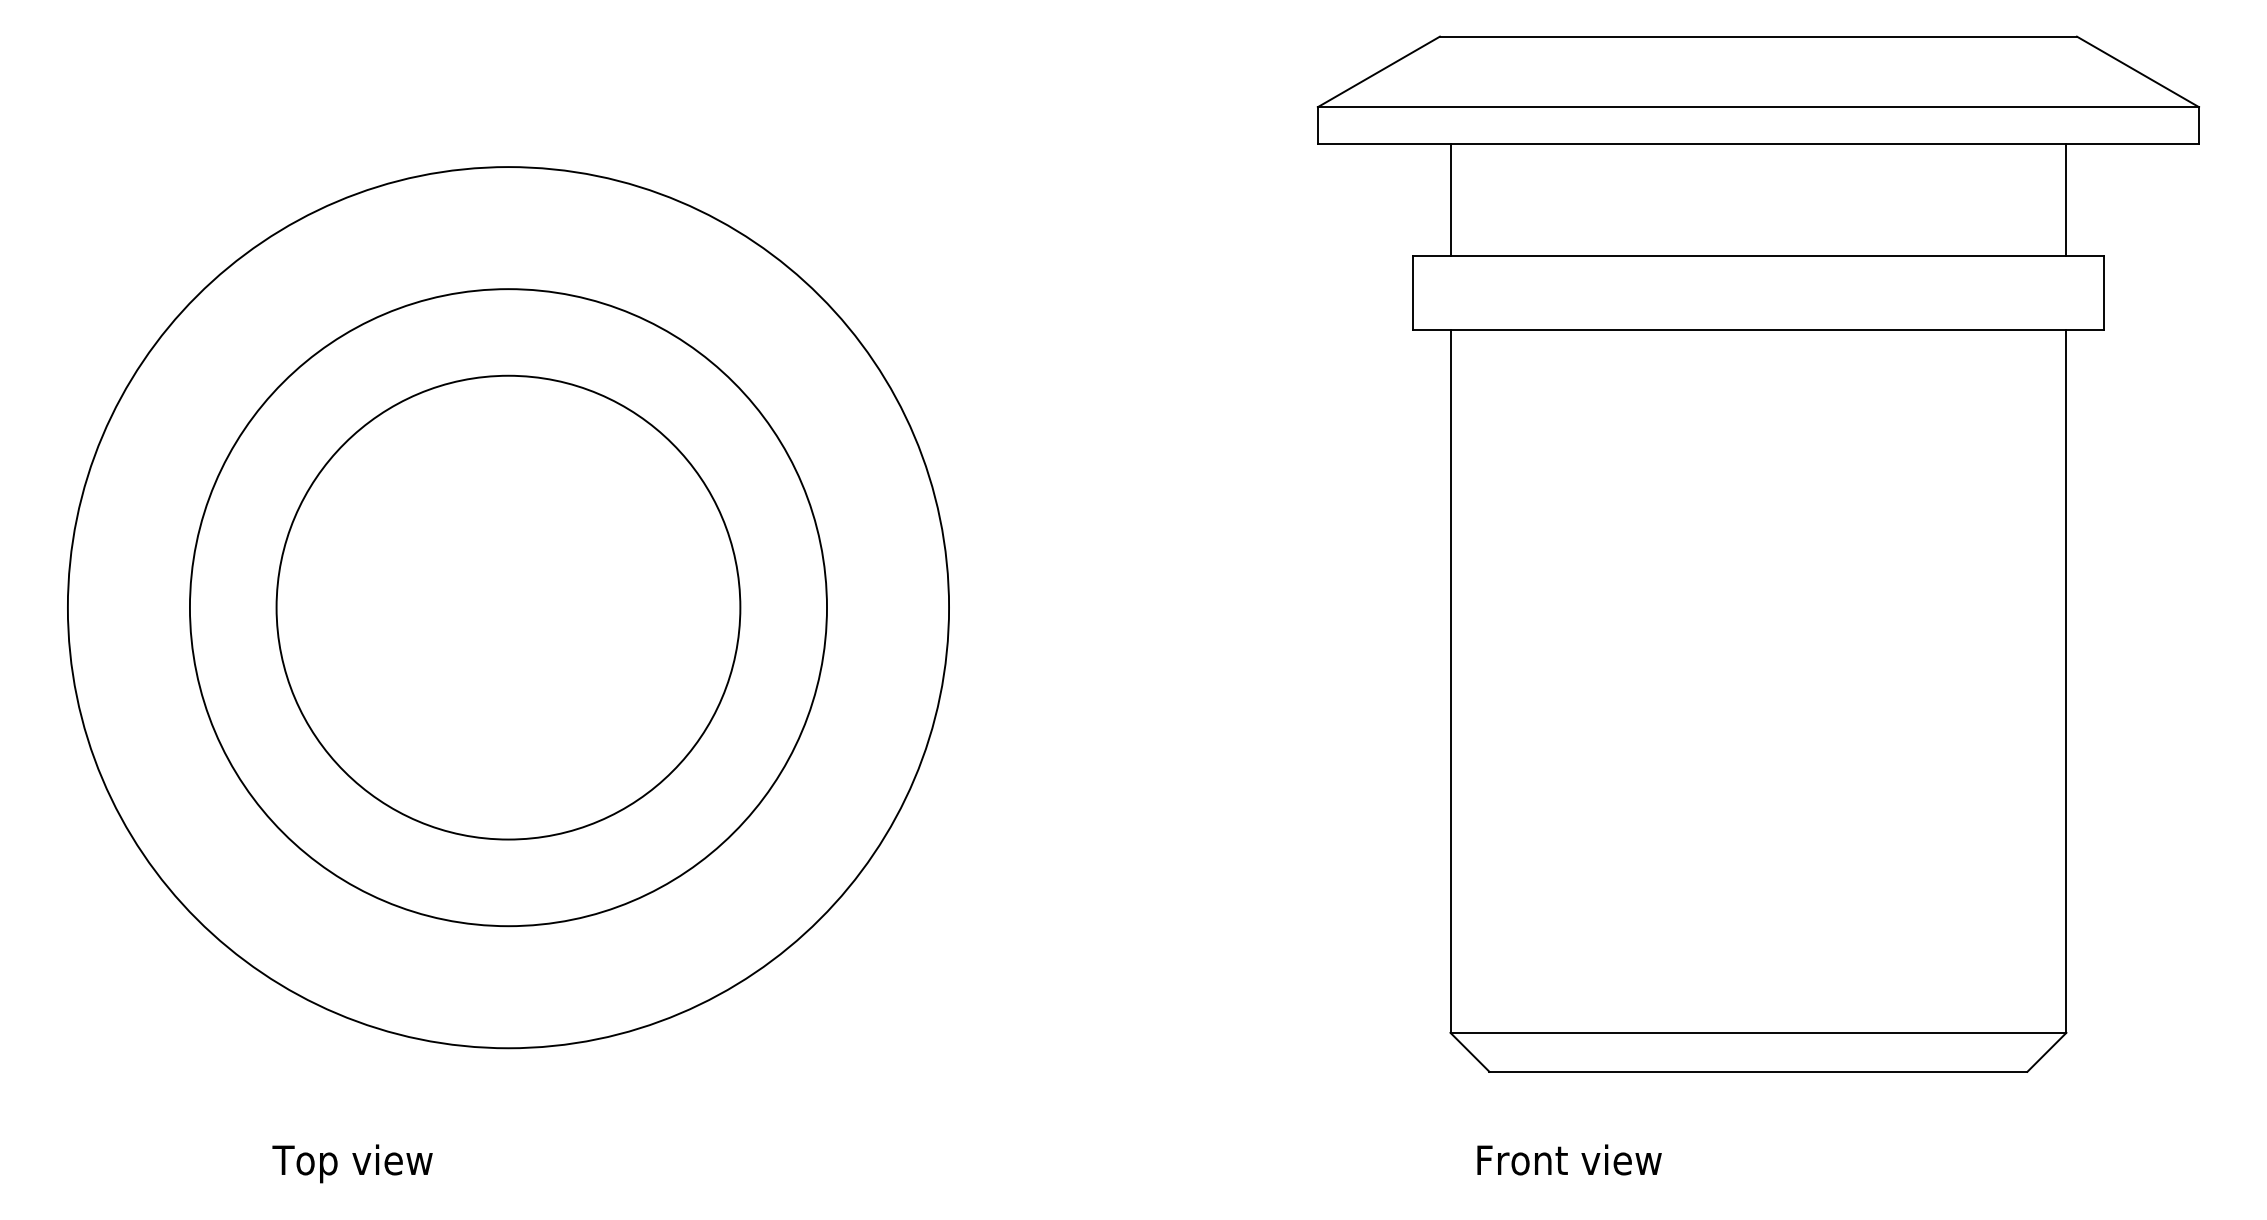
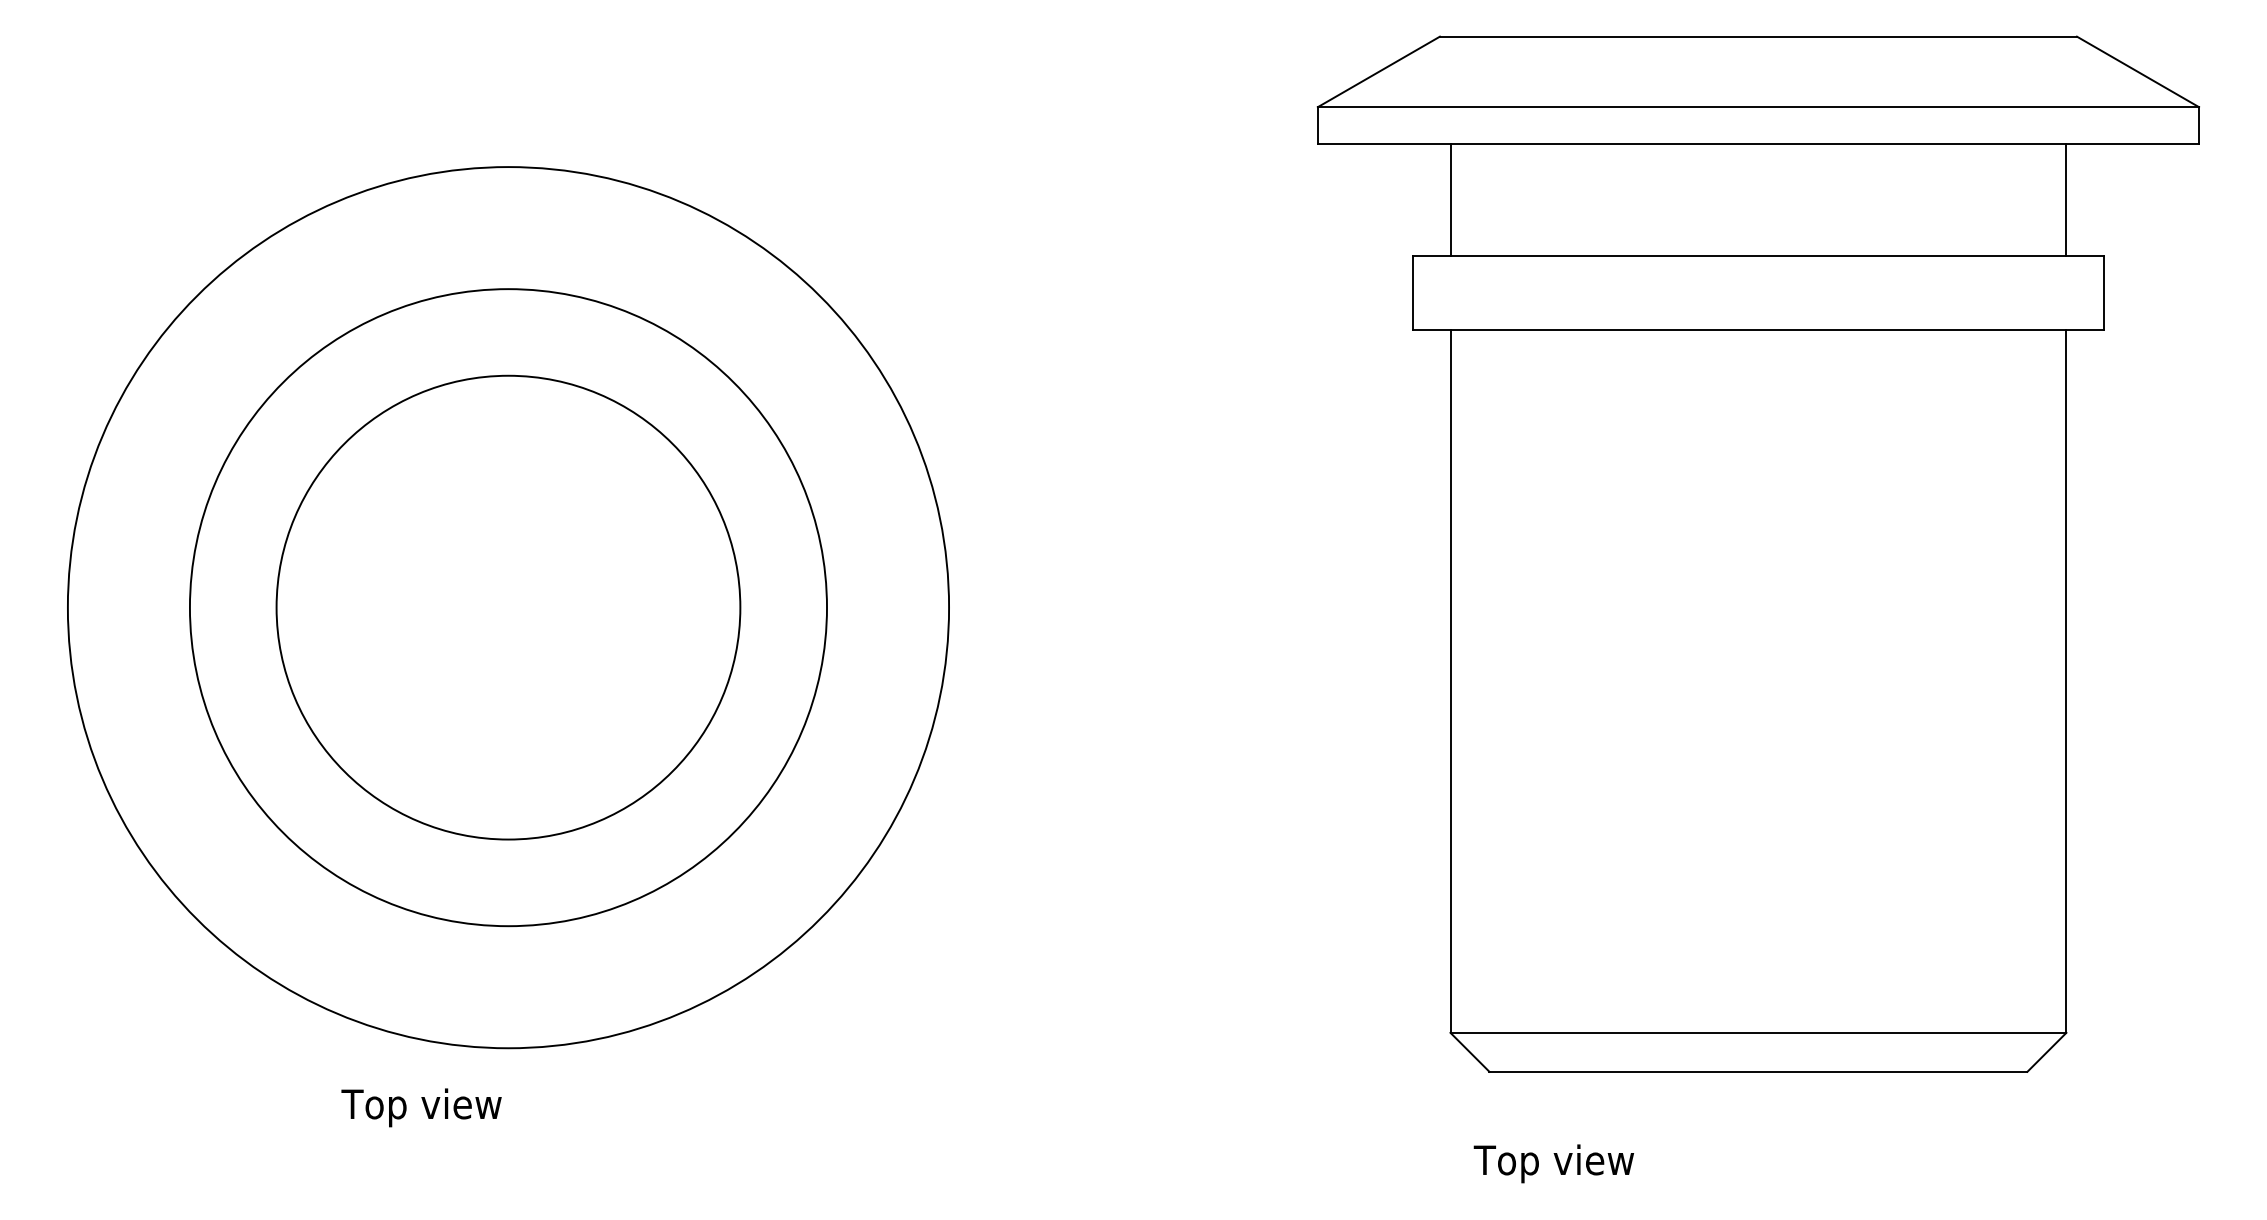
text position: (352, 1163) -> (421, 1107) (421, 1107)
text: Front view -> Top view (1567, 1163)
